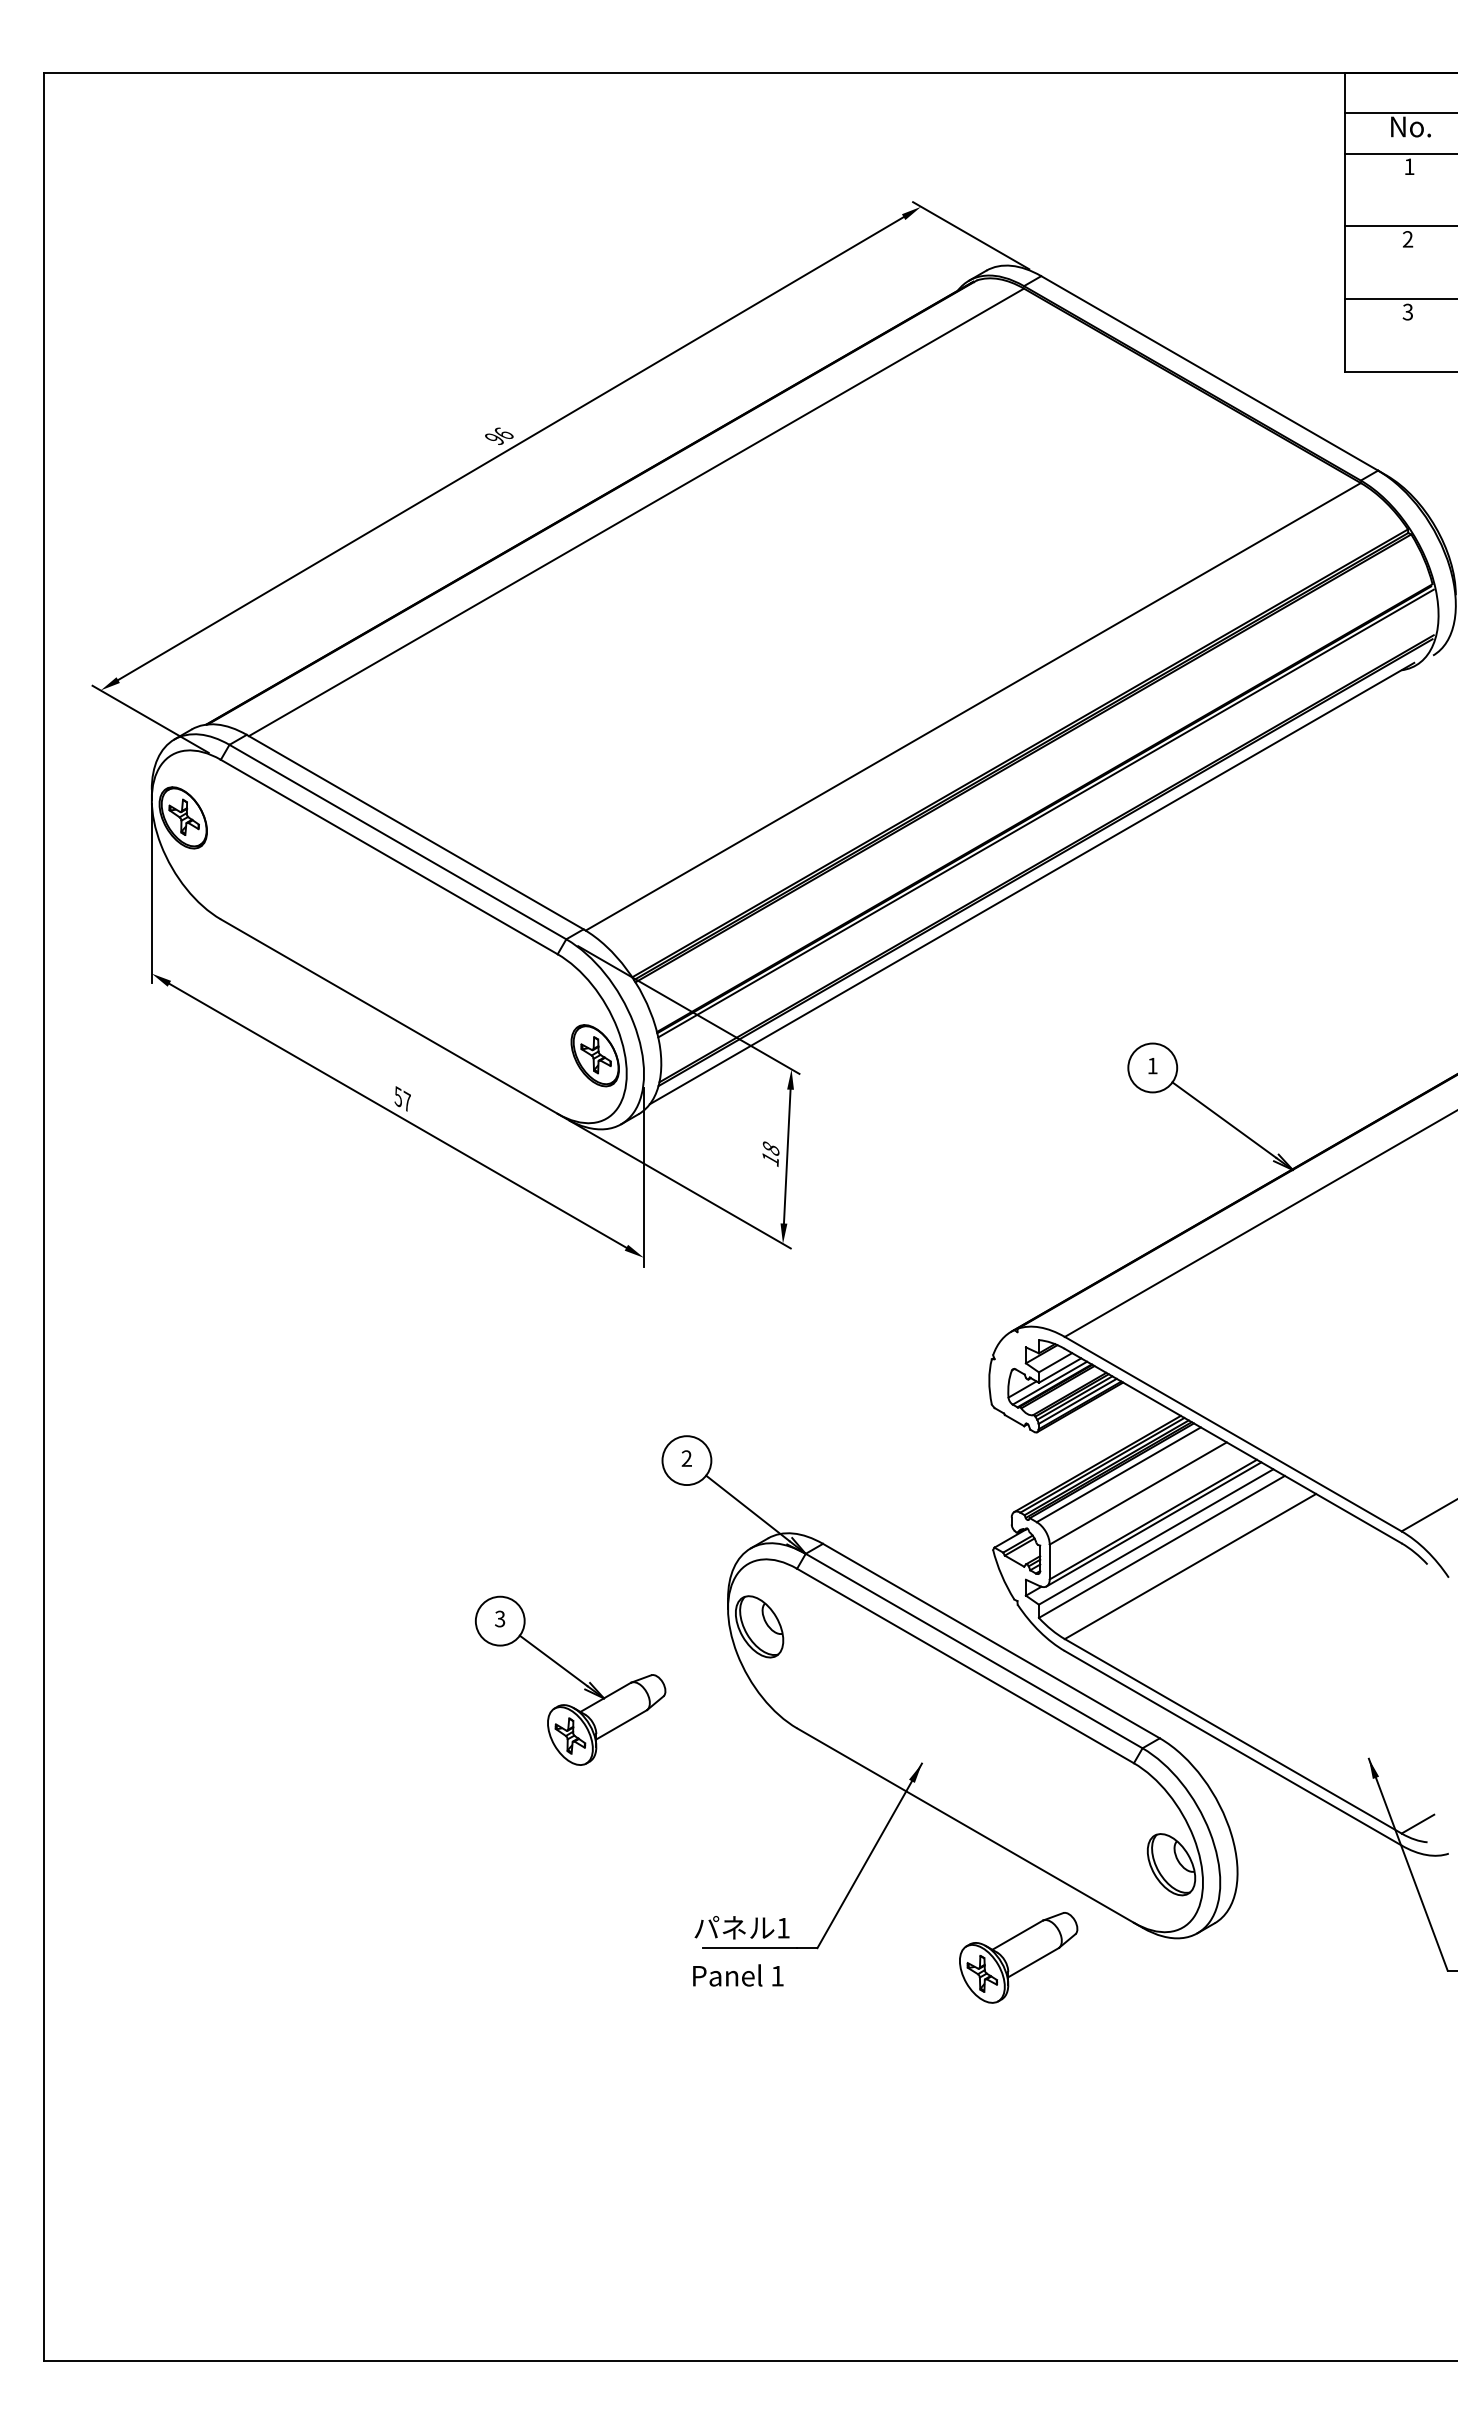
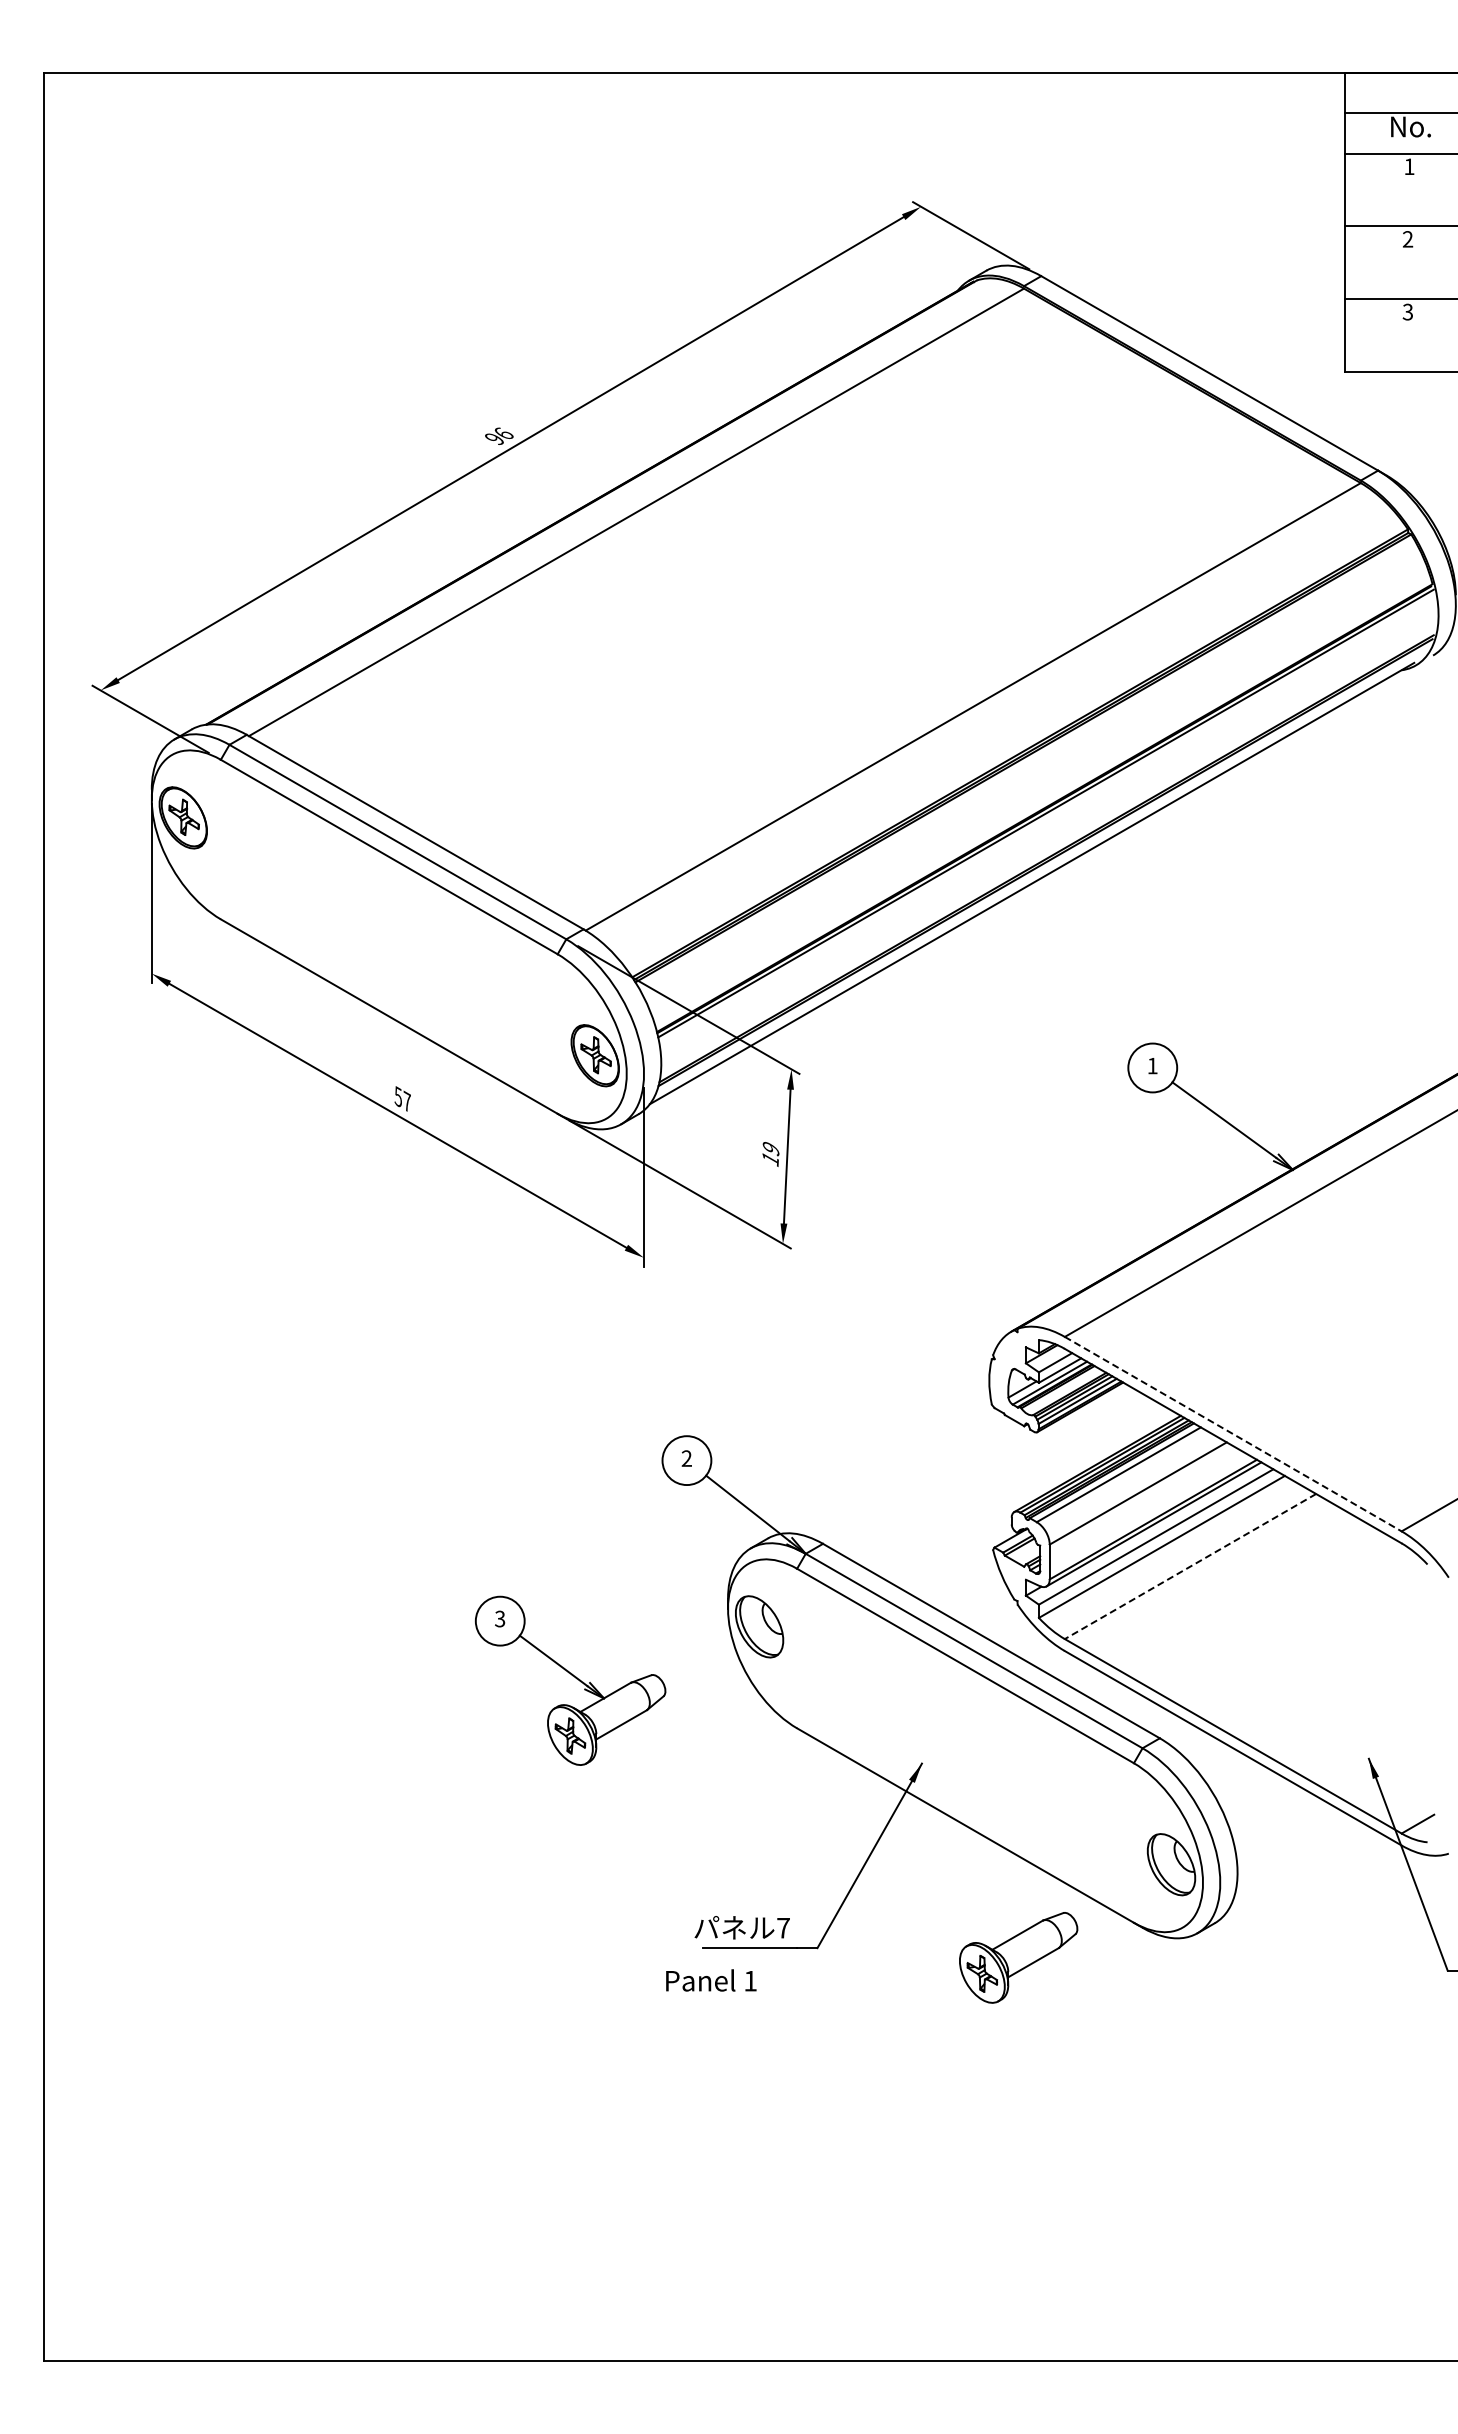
text: 18 -> 19 (770, 1148)
line: solid -> dashed (1233, 1434)
line: solid -> dashed (1190, 1566)
text: 1 -> 7 (783, 1928)
text position: (738, 1975) -> (711, 1980) (711, 1980)
